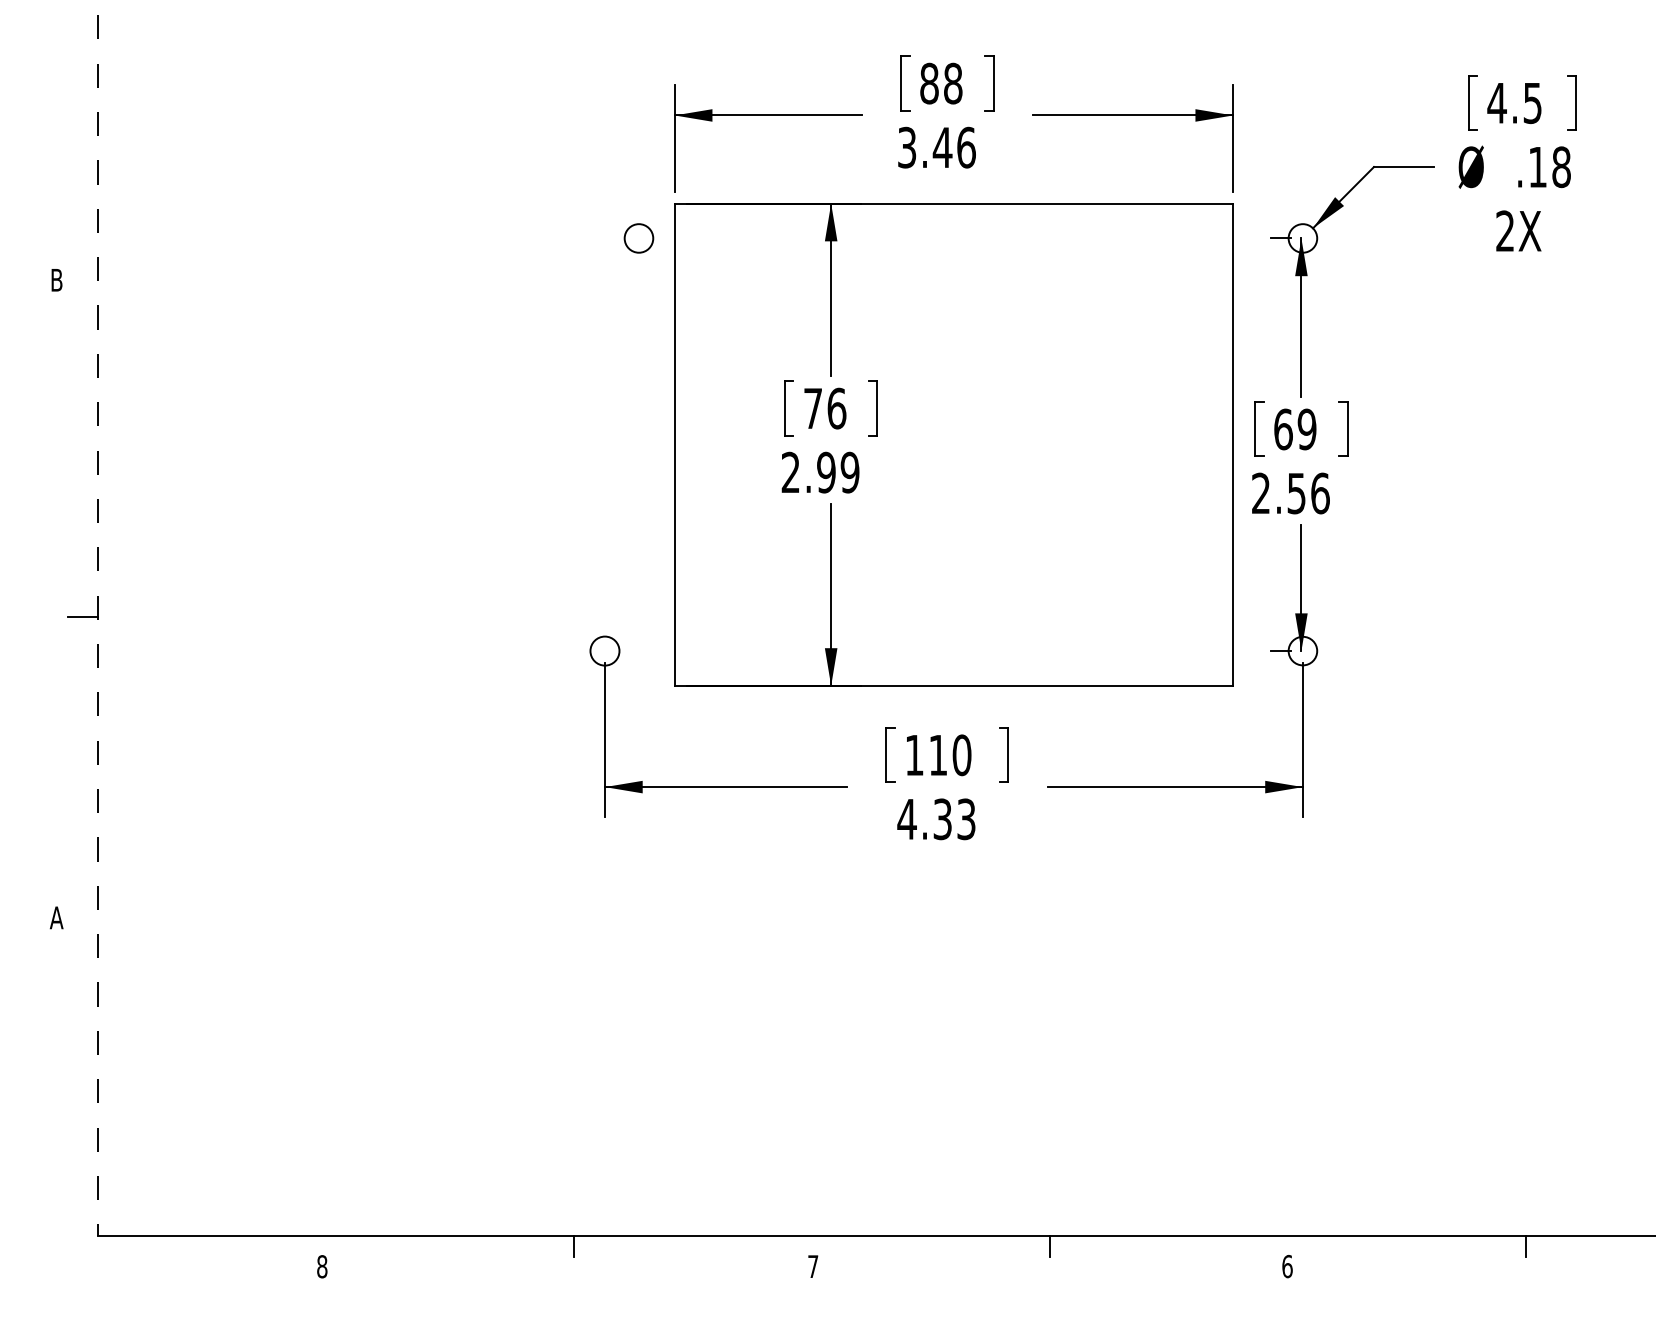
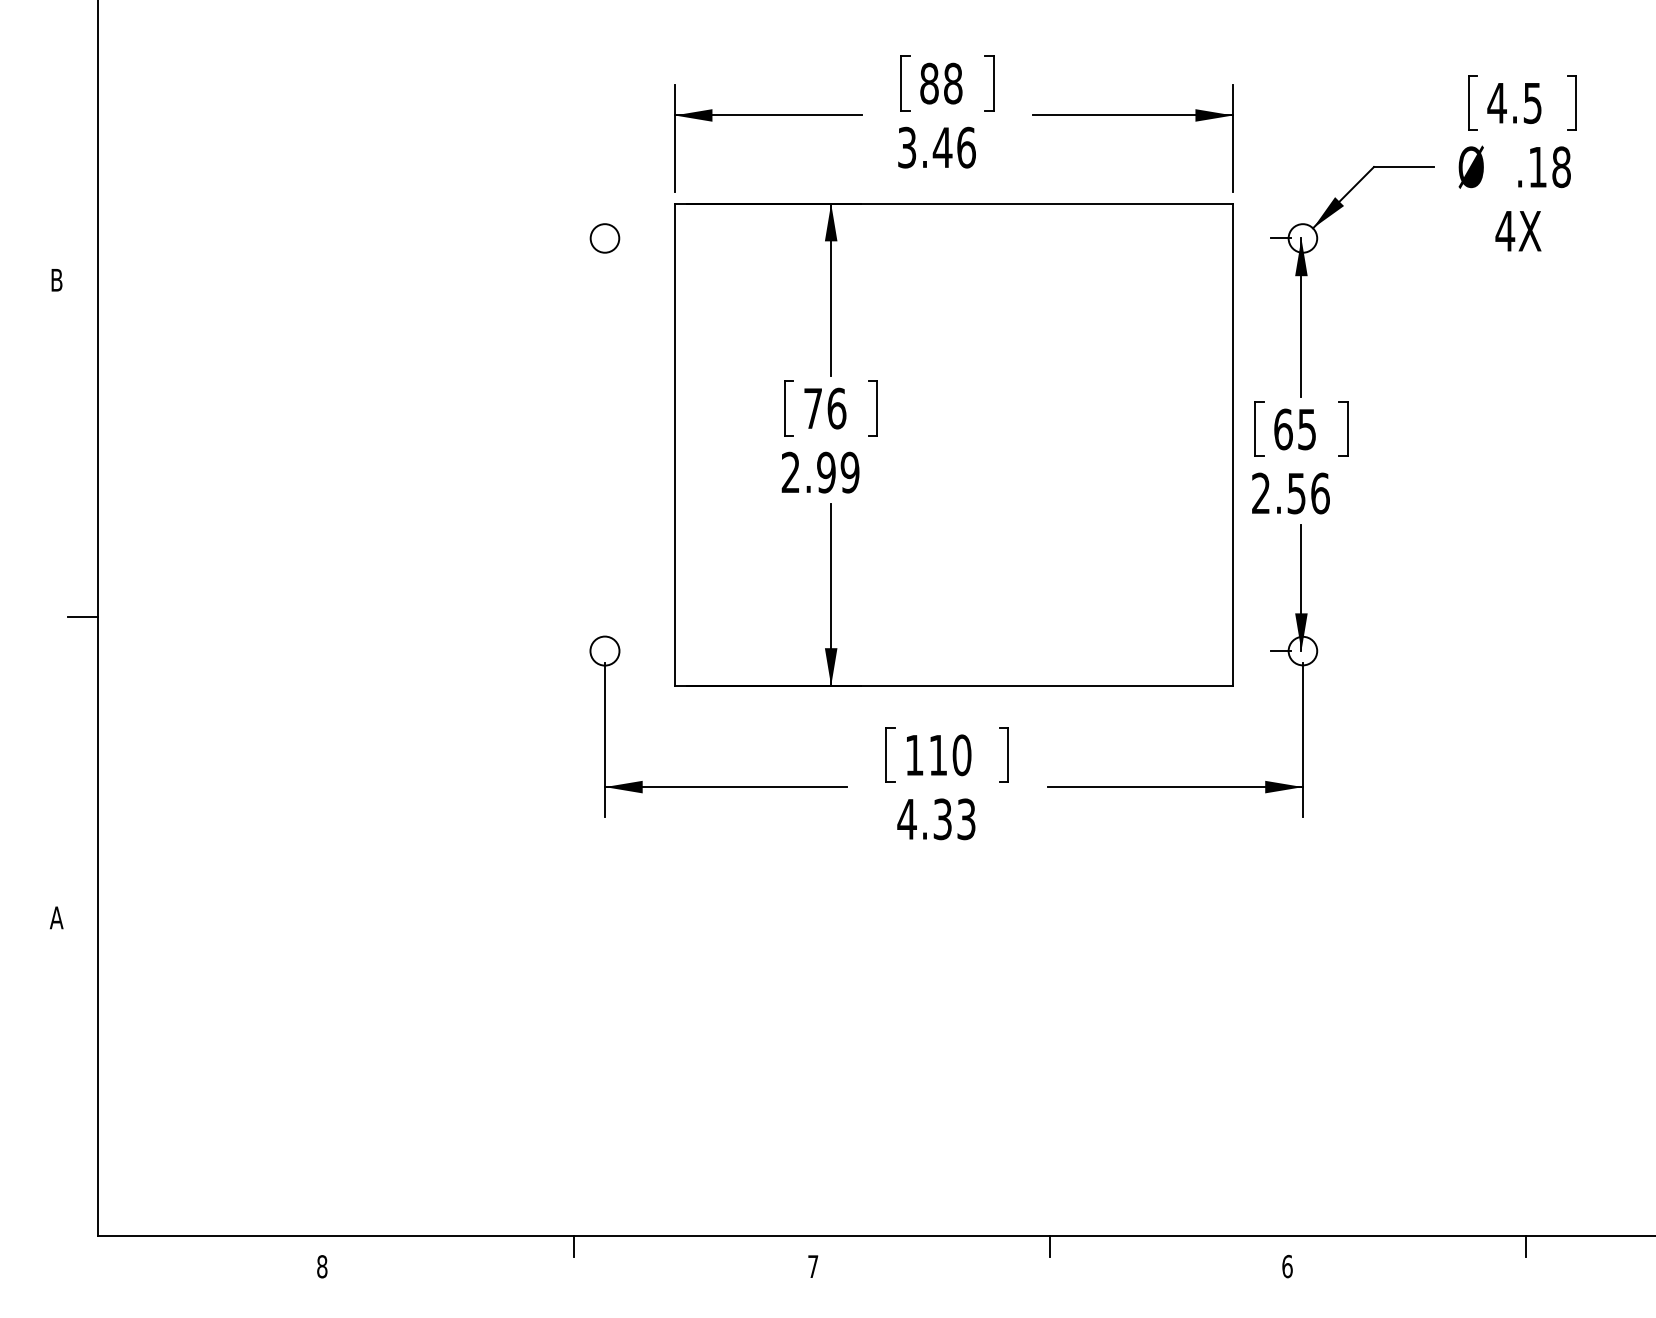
text: 2X -> 4X (1505, 230)
circle position: (638, 238) -> (604, 238) (604, 238)
text: 69 -> 65 (1306, 429)
line: dashed -> solid (97, 618)
